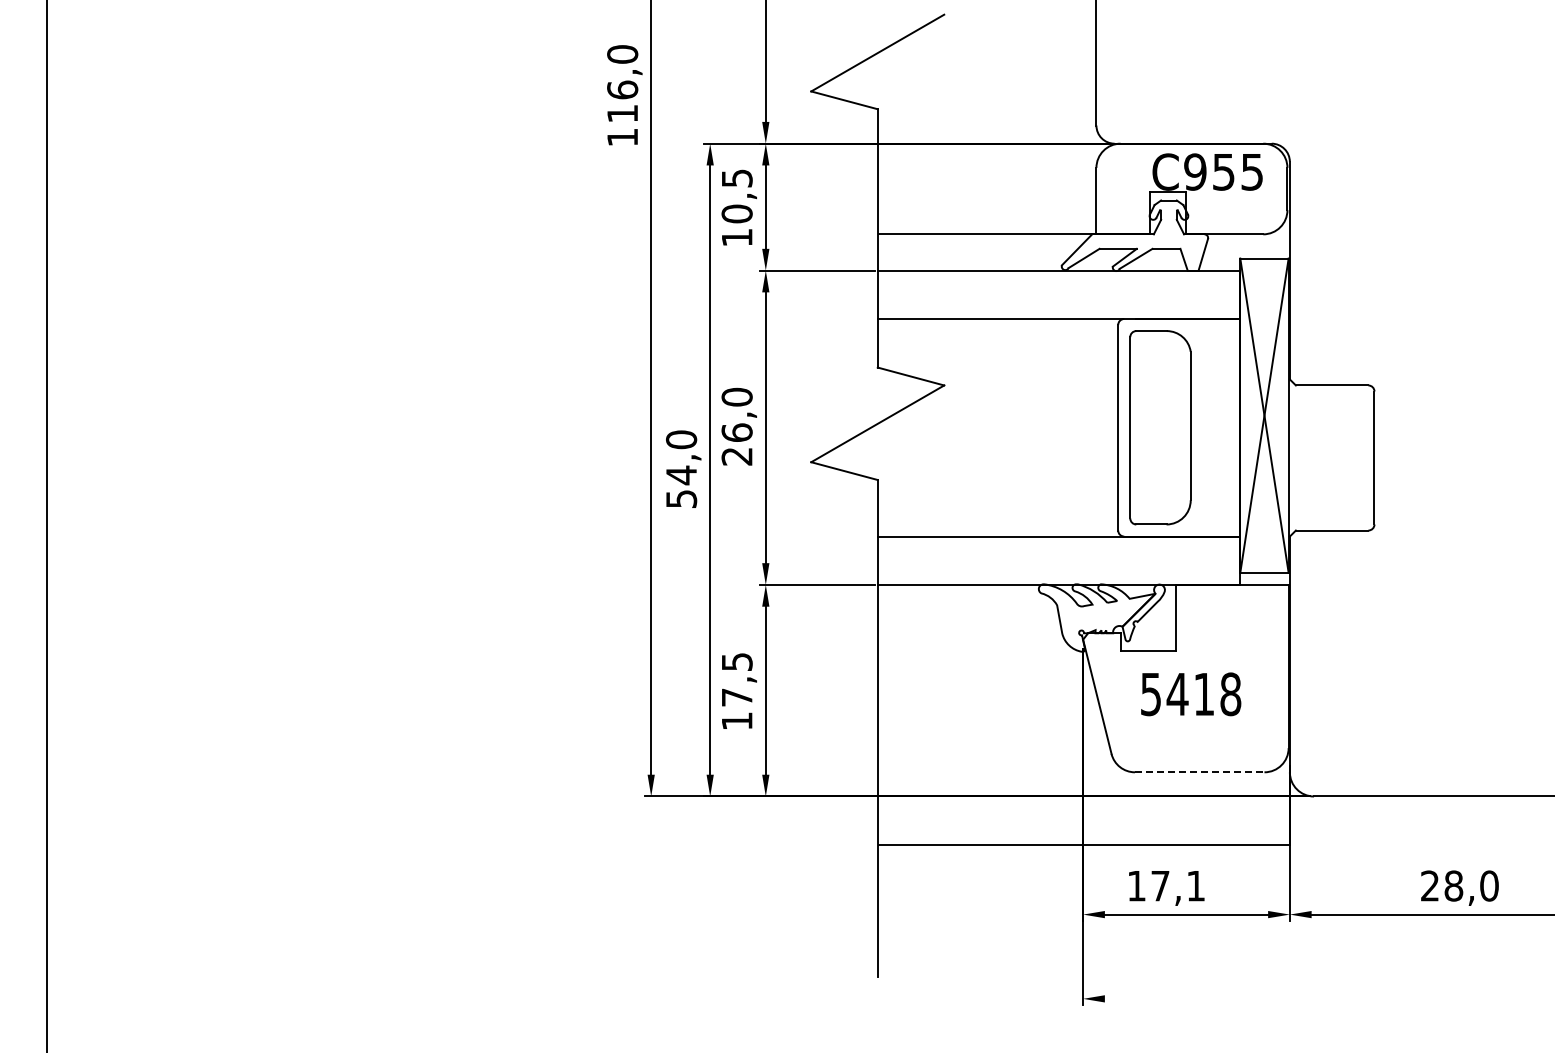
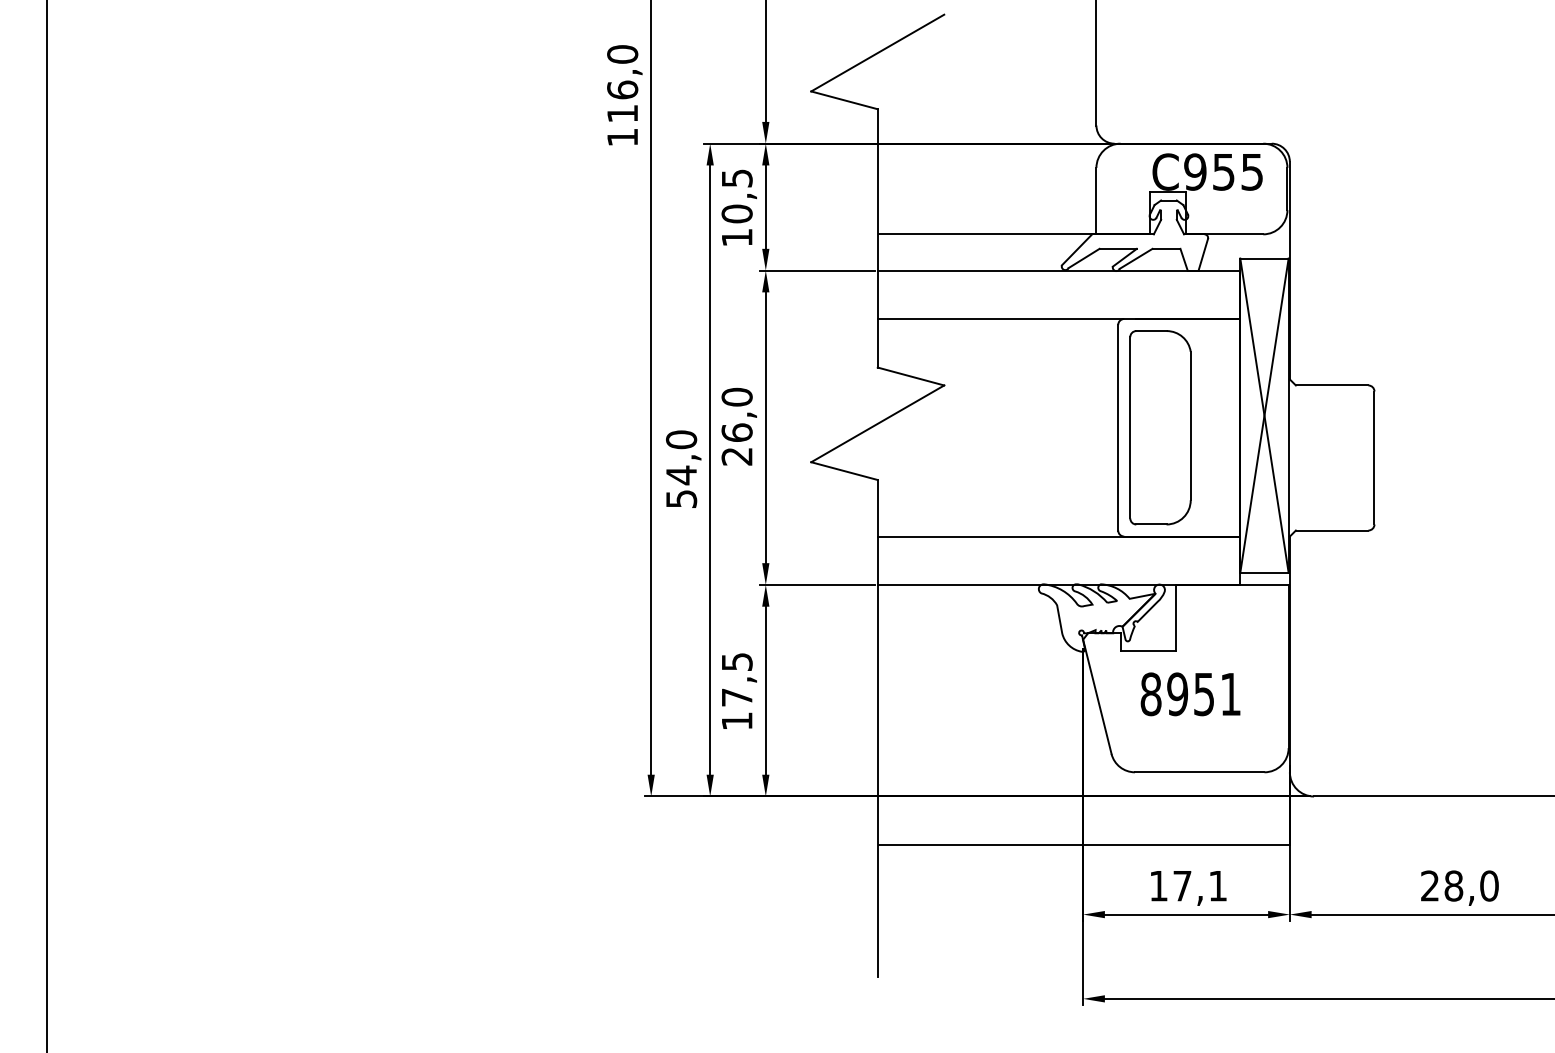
text: 5418 -> 8951 (1190, 694)
line: dashed -> solid (1199, 772)
text position: (1166, 888) -> (1188, 888) (1188, 888)
line: none -> present (1327, 998)
